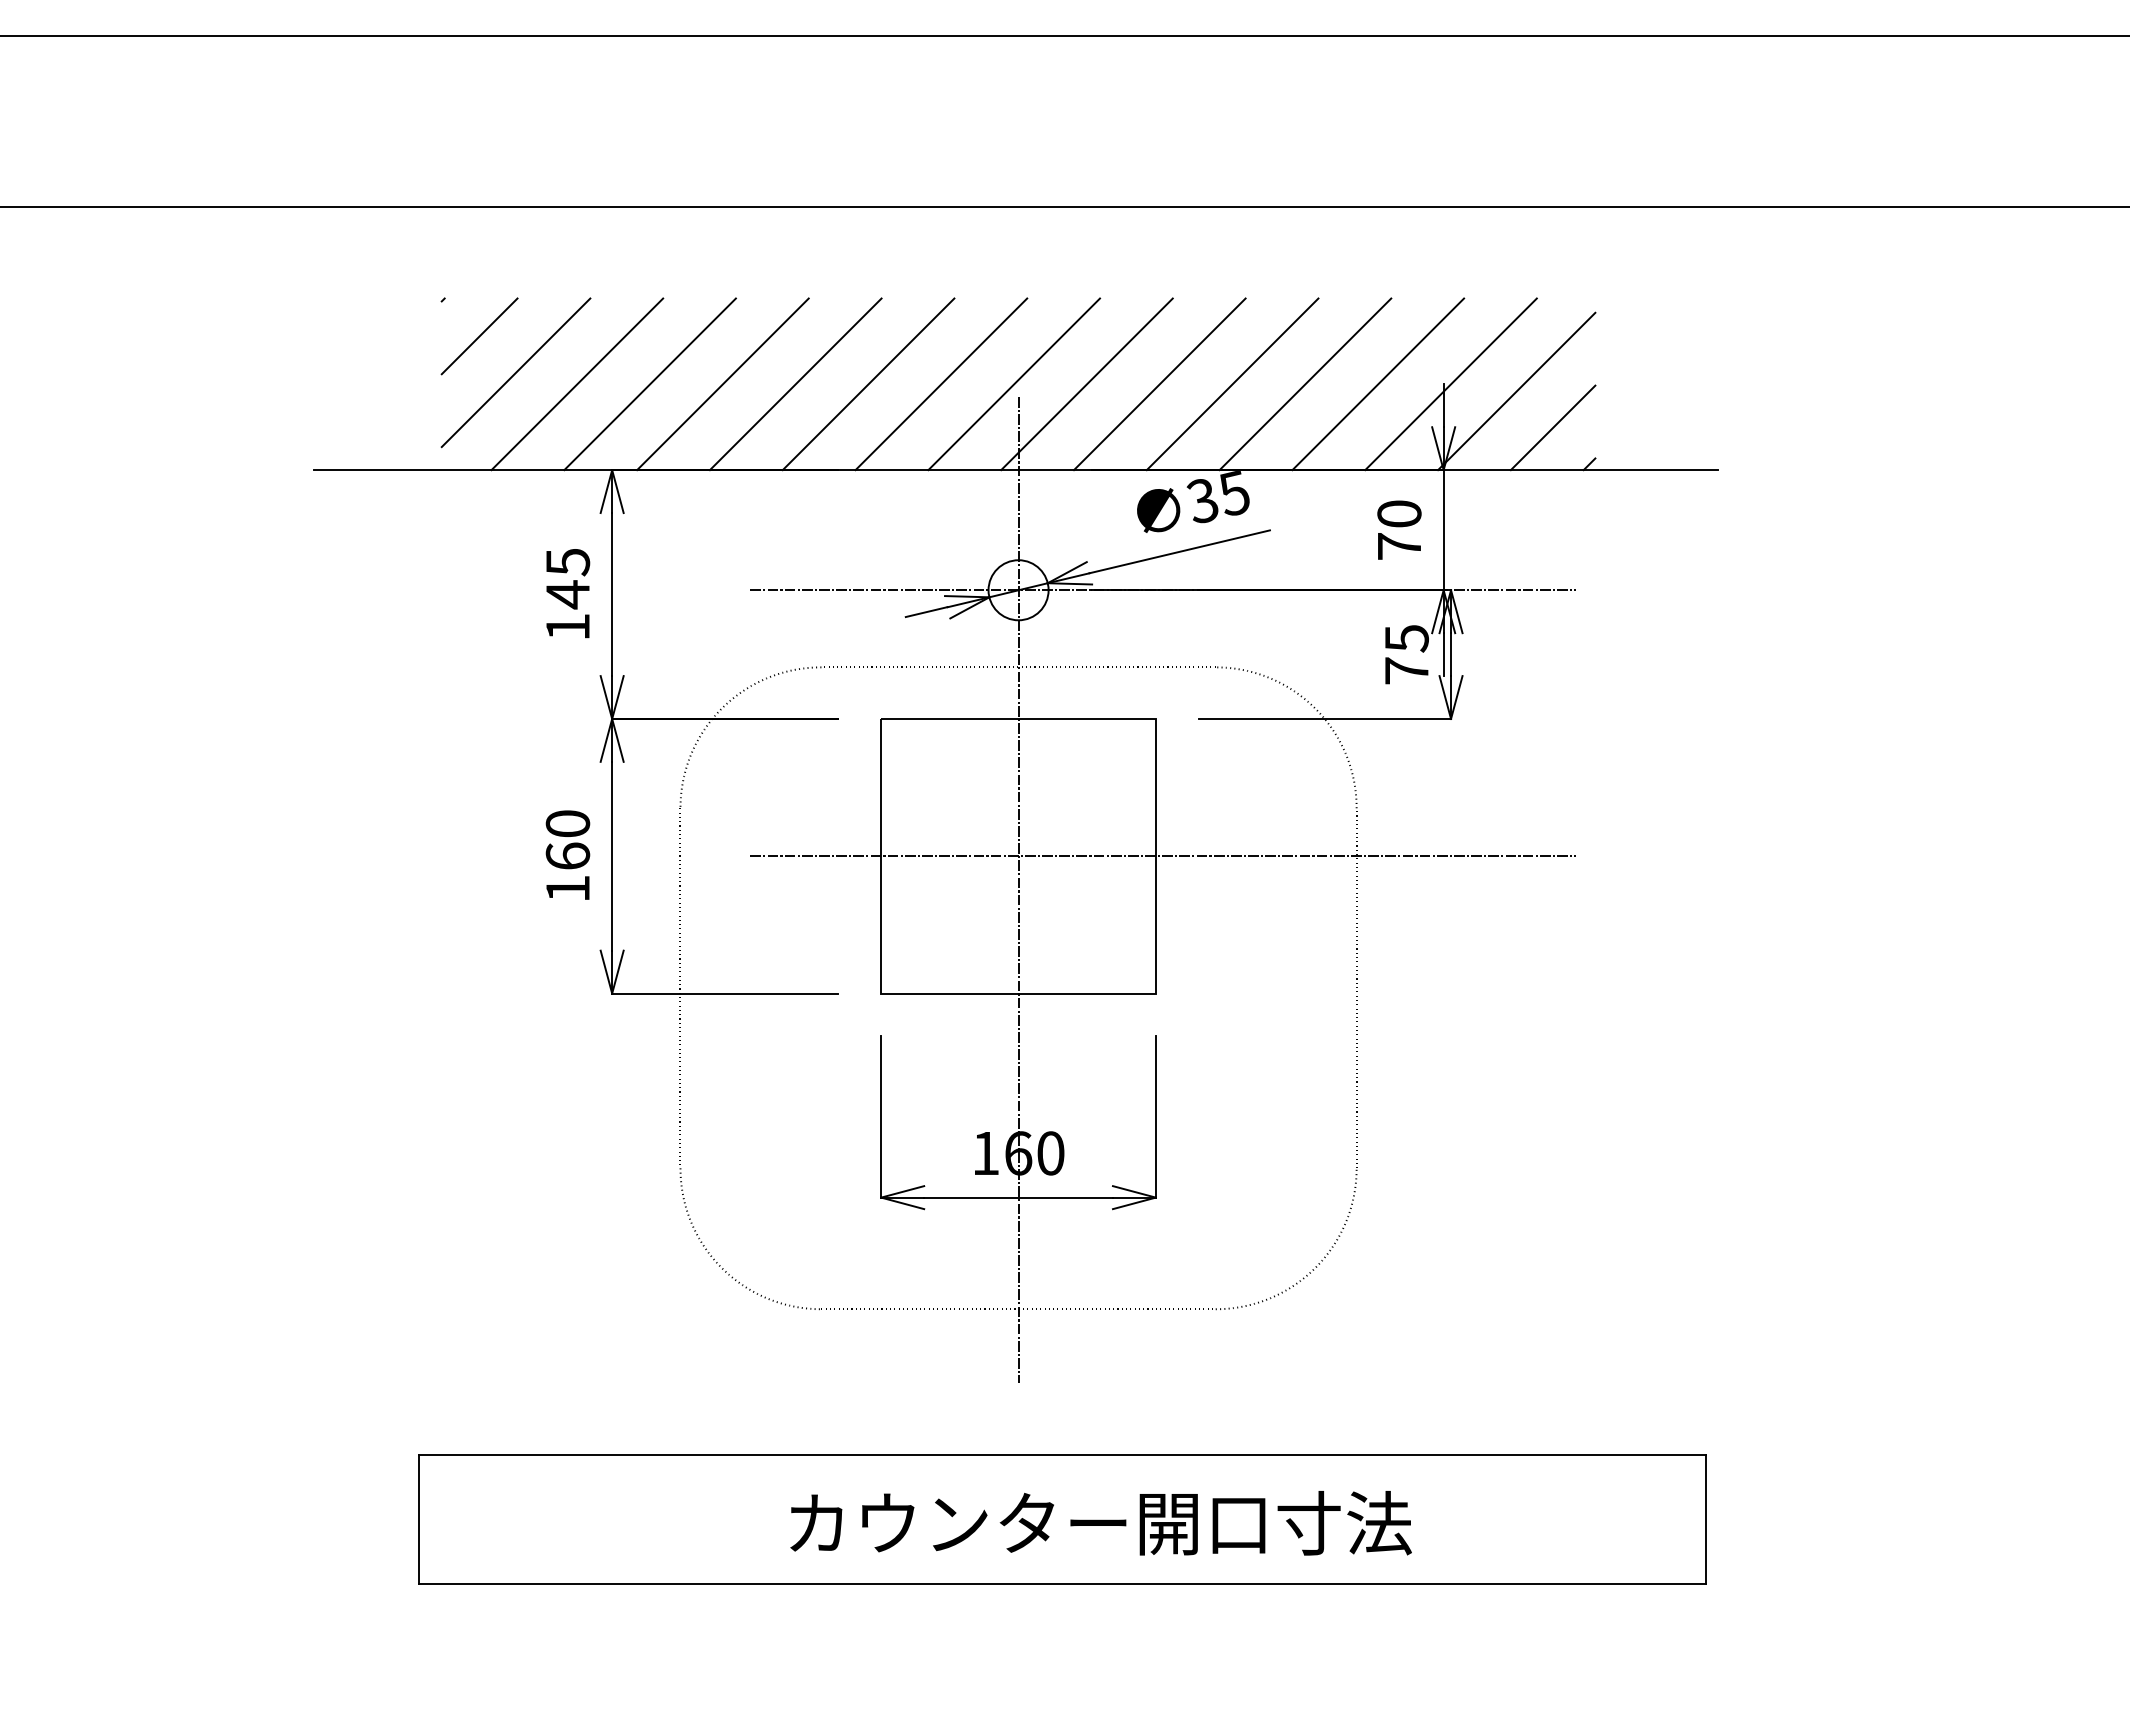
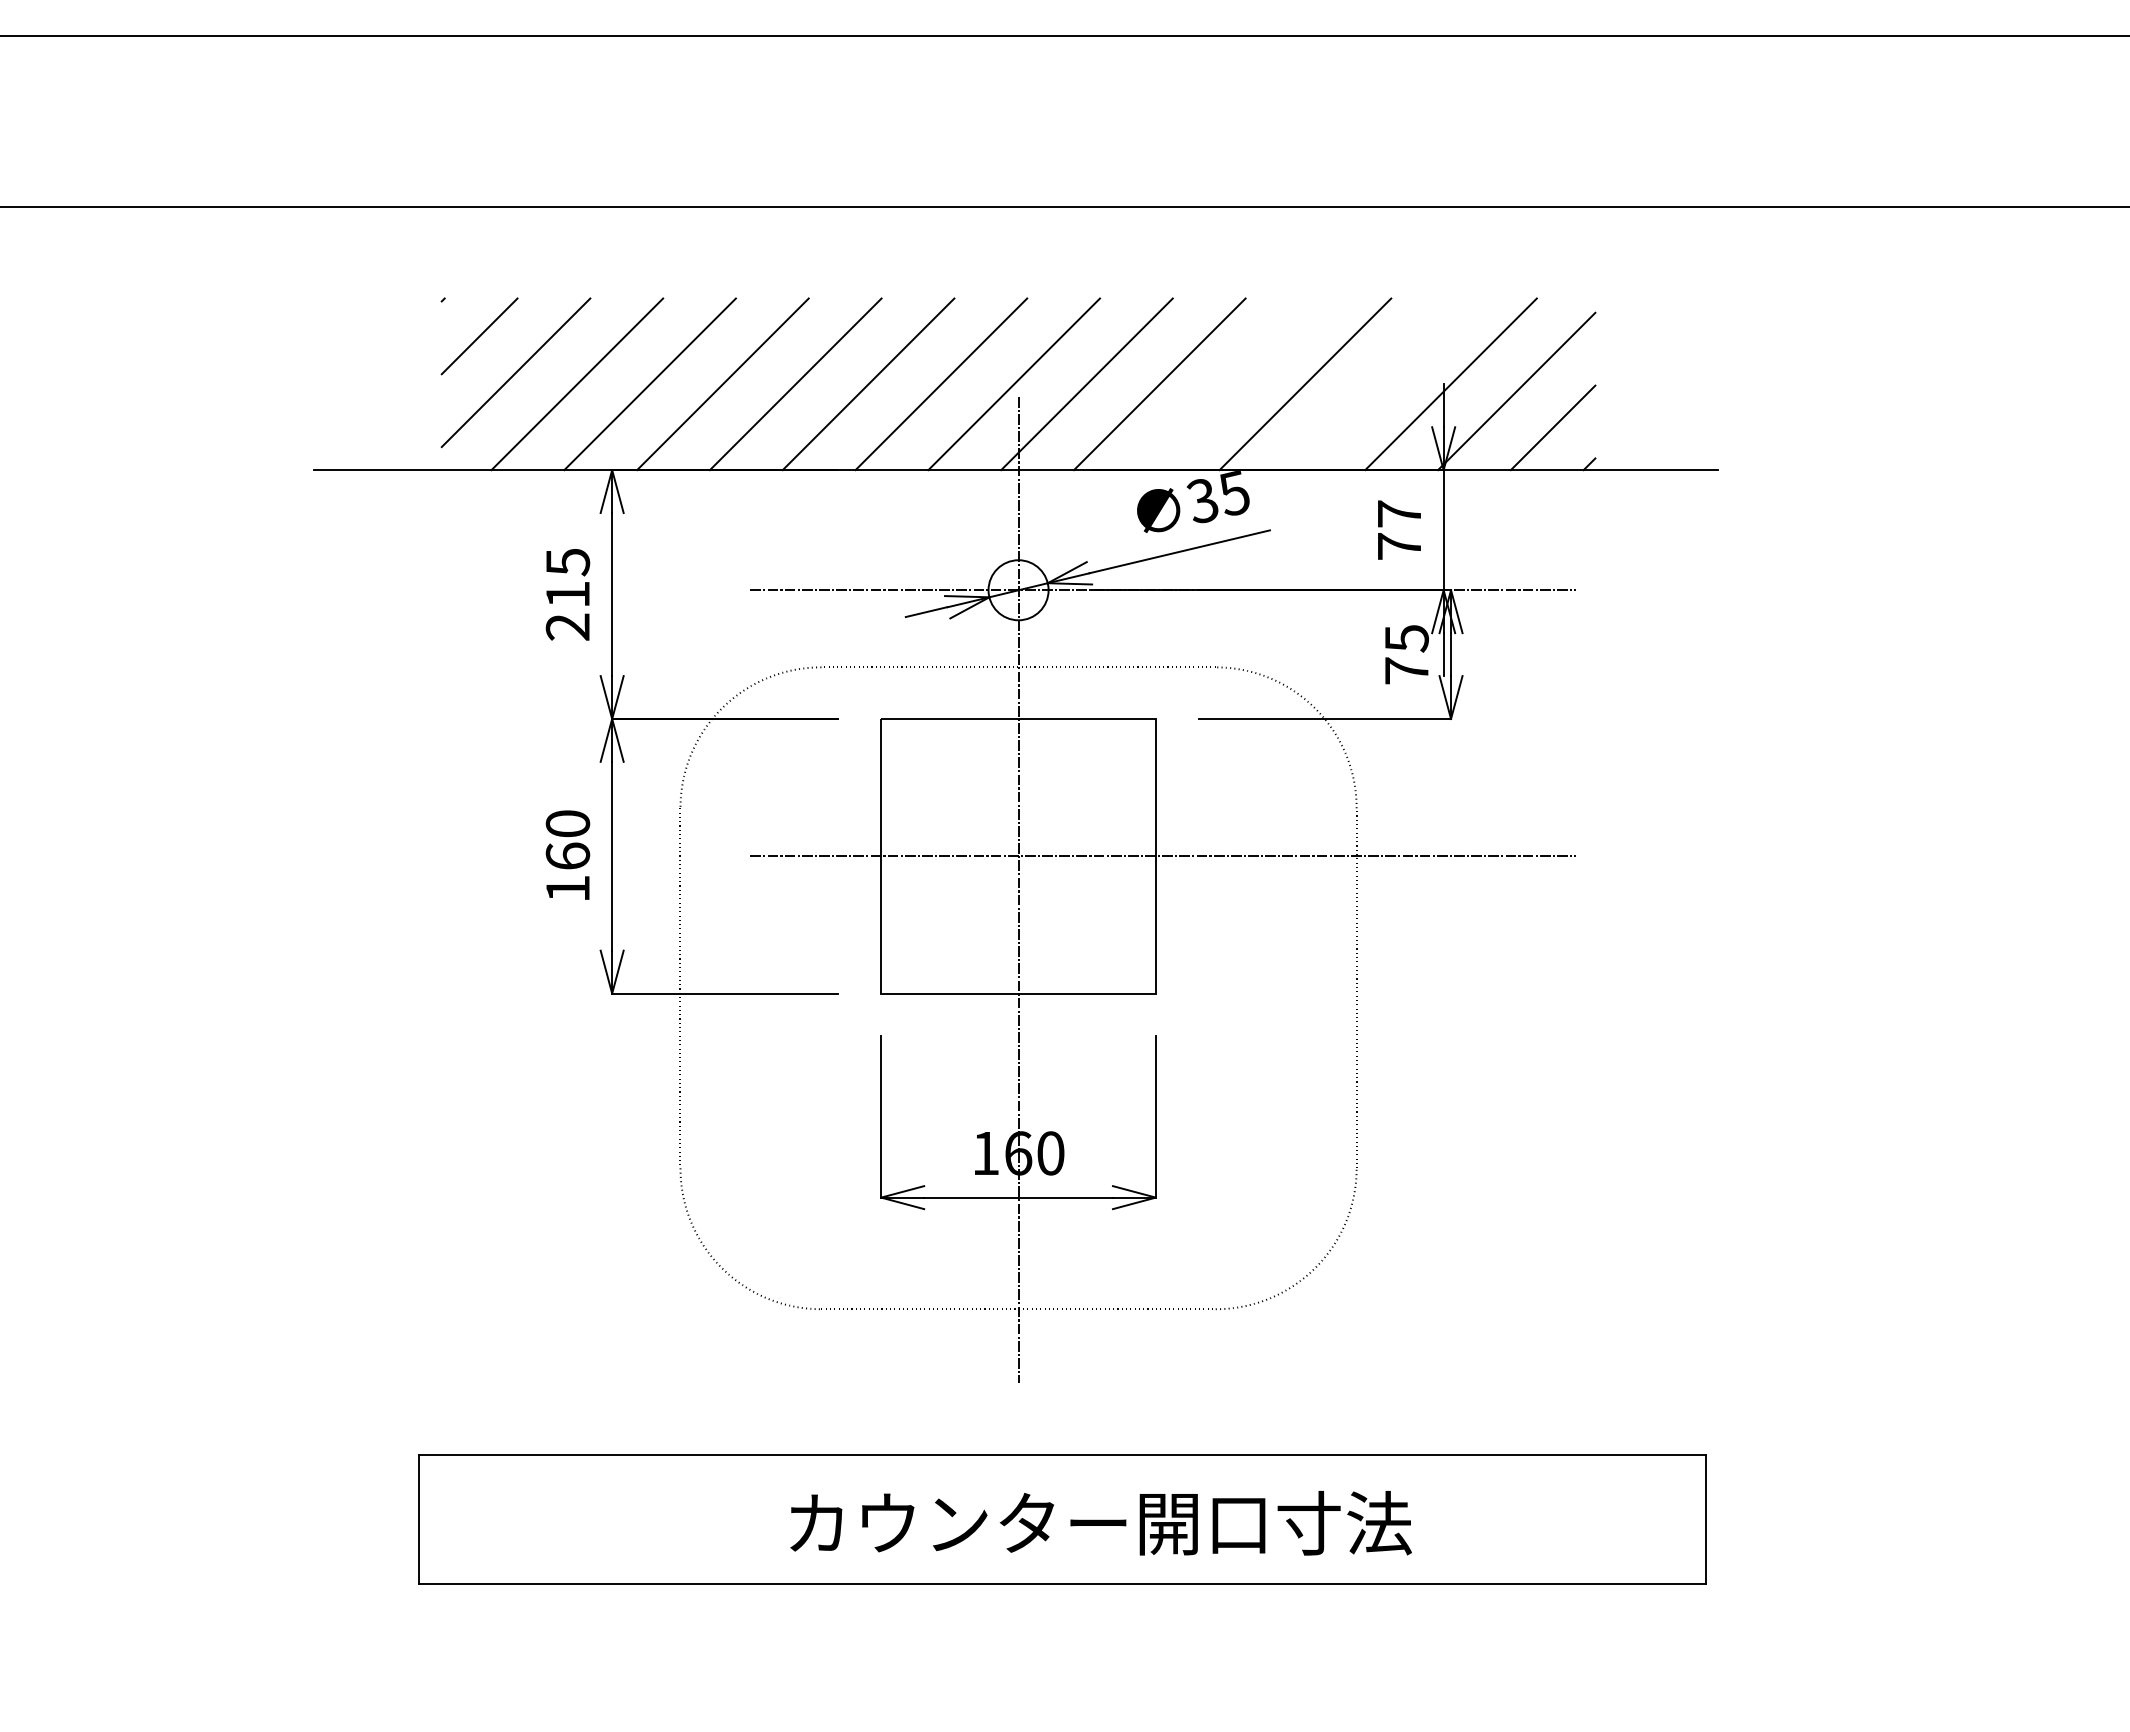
line: present -> none (1232, 384)
line: present -> none (1378, 384)
text: 70 -> 77 (1399, 513)
text: 145 -> 215 (567, 610)
